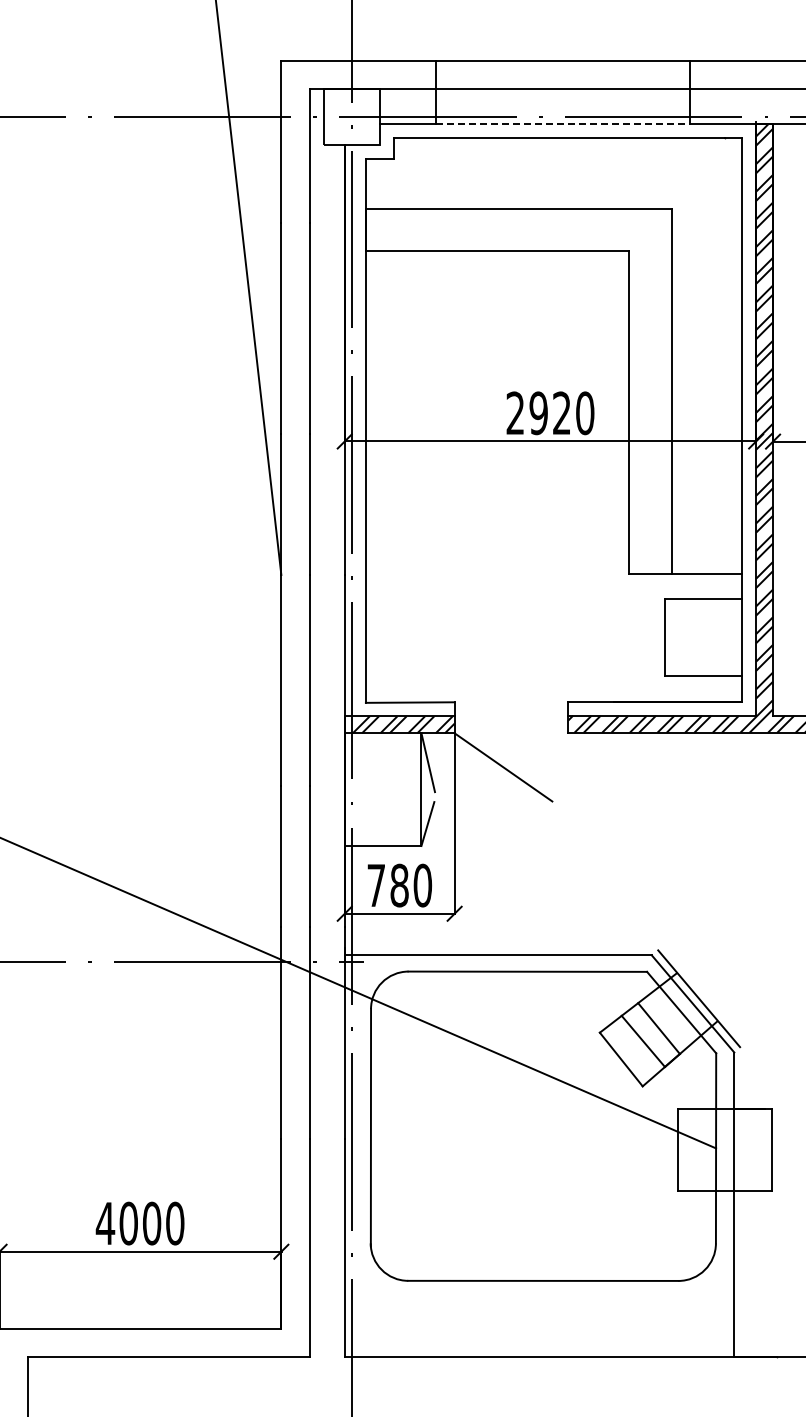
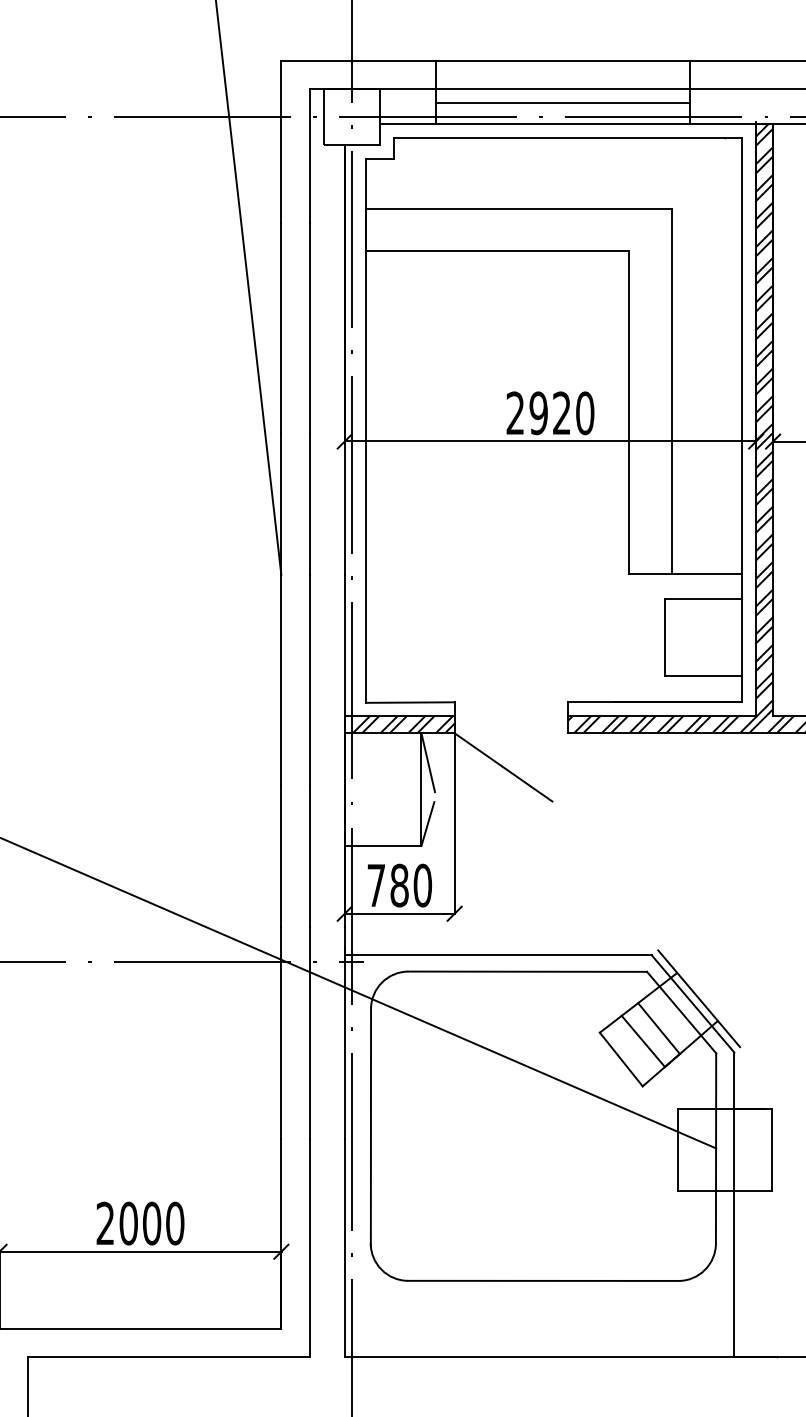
line: none -> present (562, 103)
line: dashed -> solid (563, 124)
text: 4000 -> 2000 (105, 1222)
